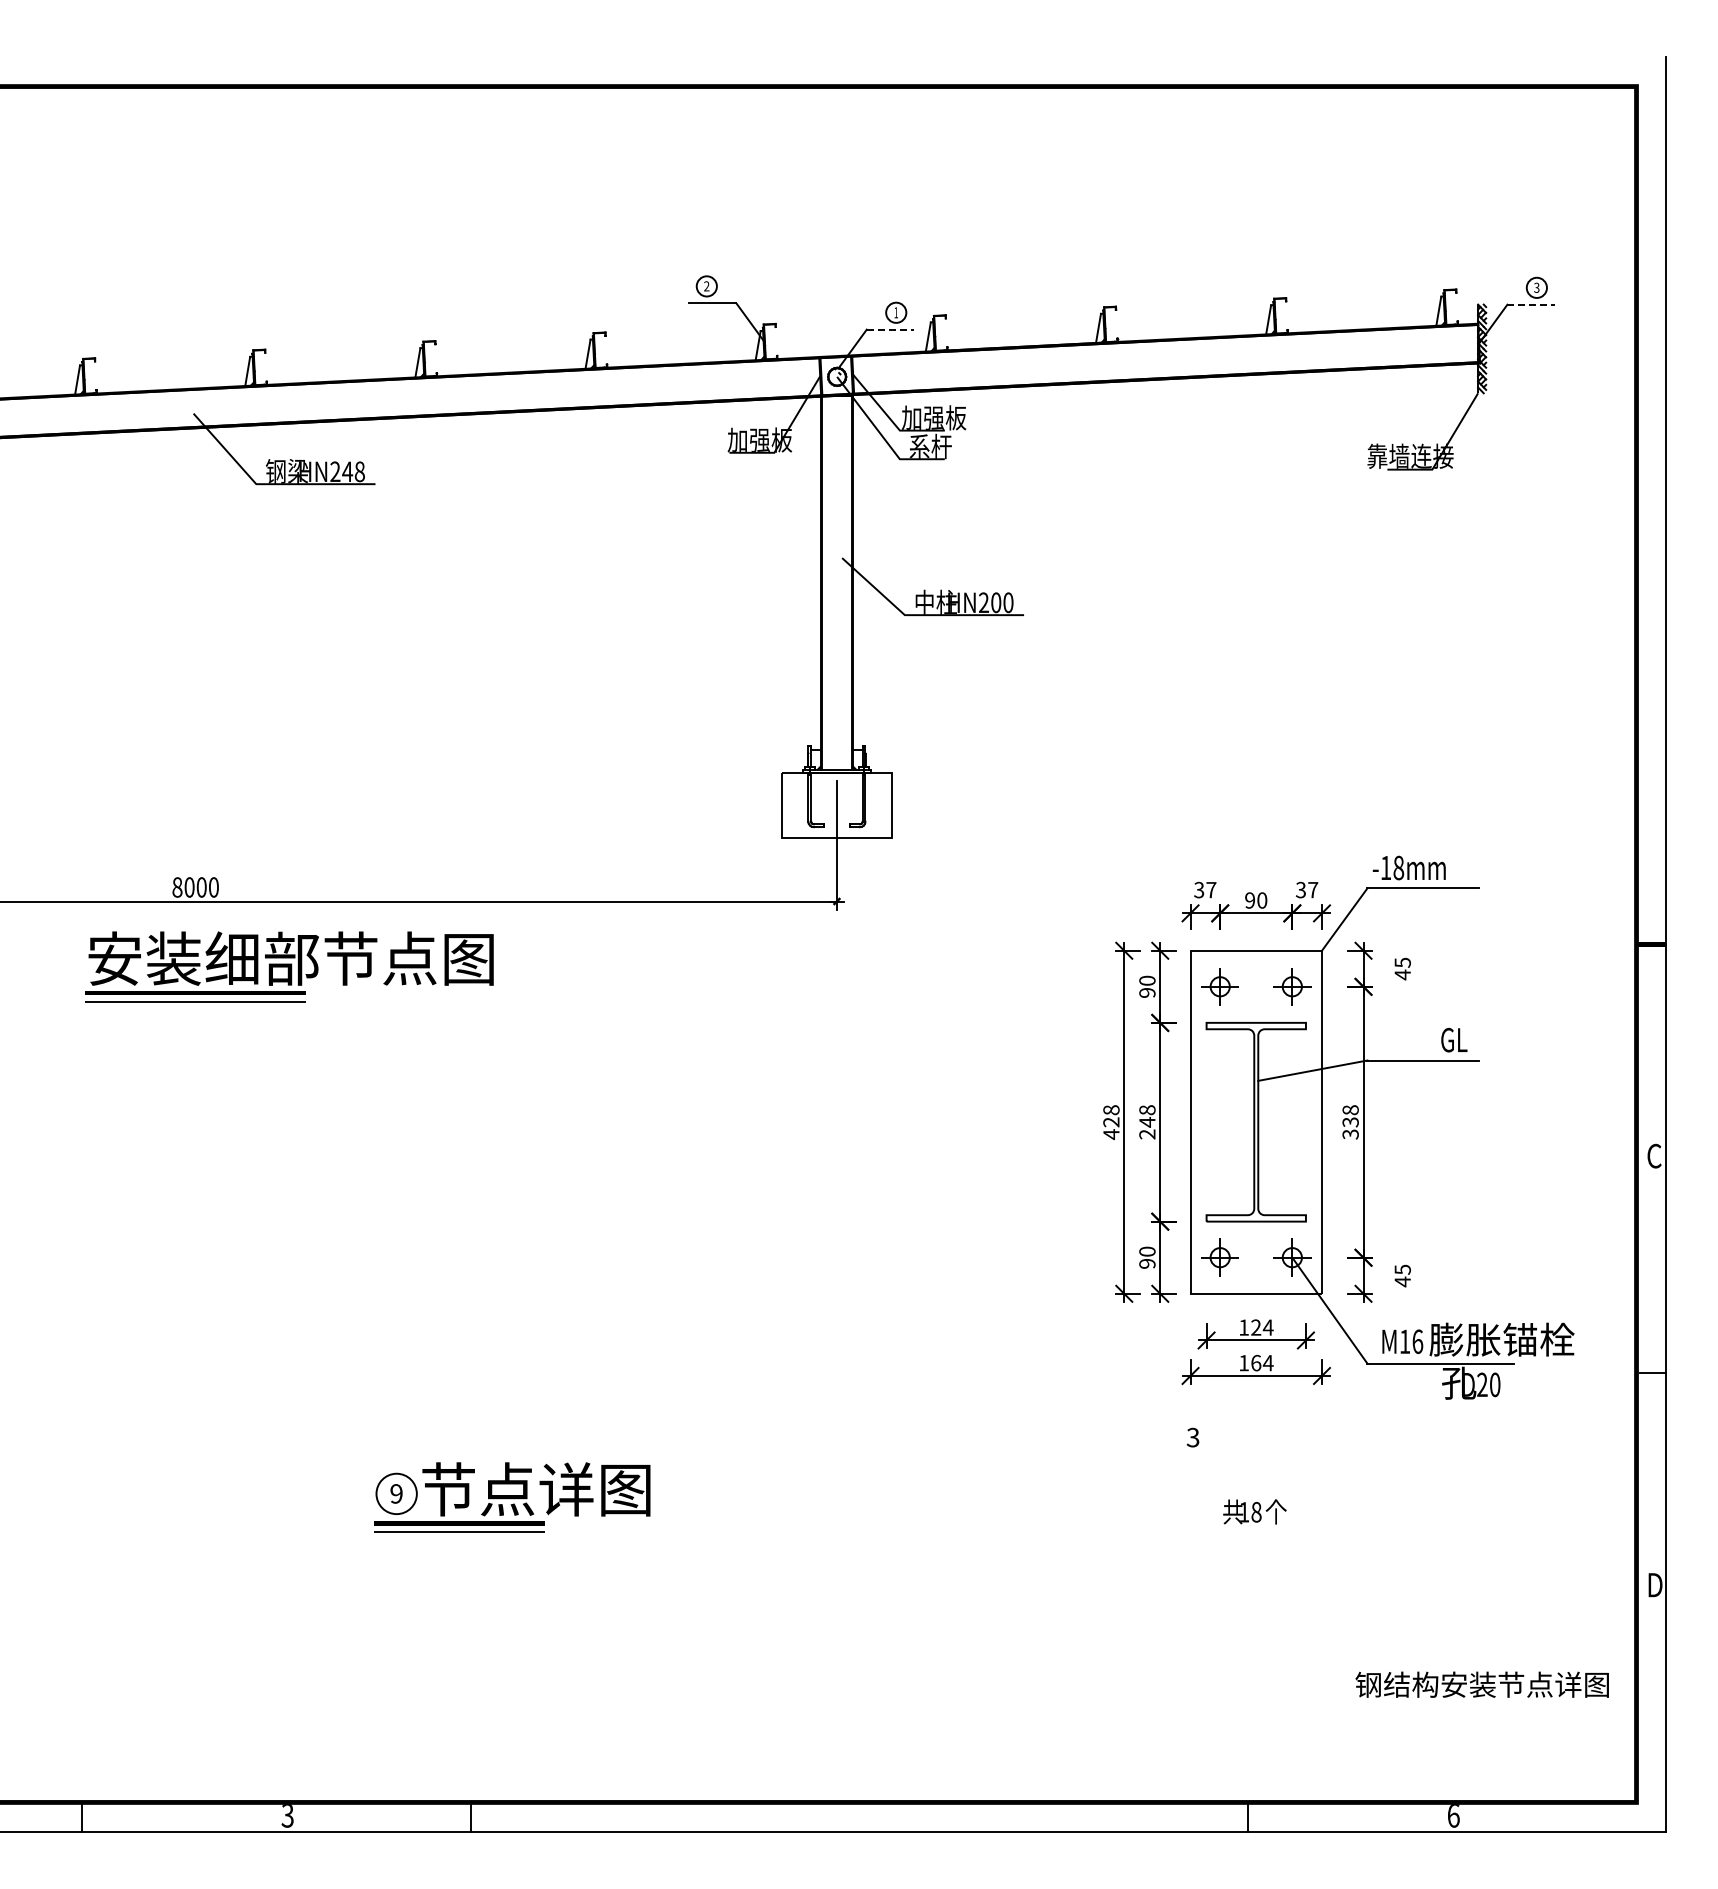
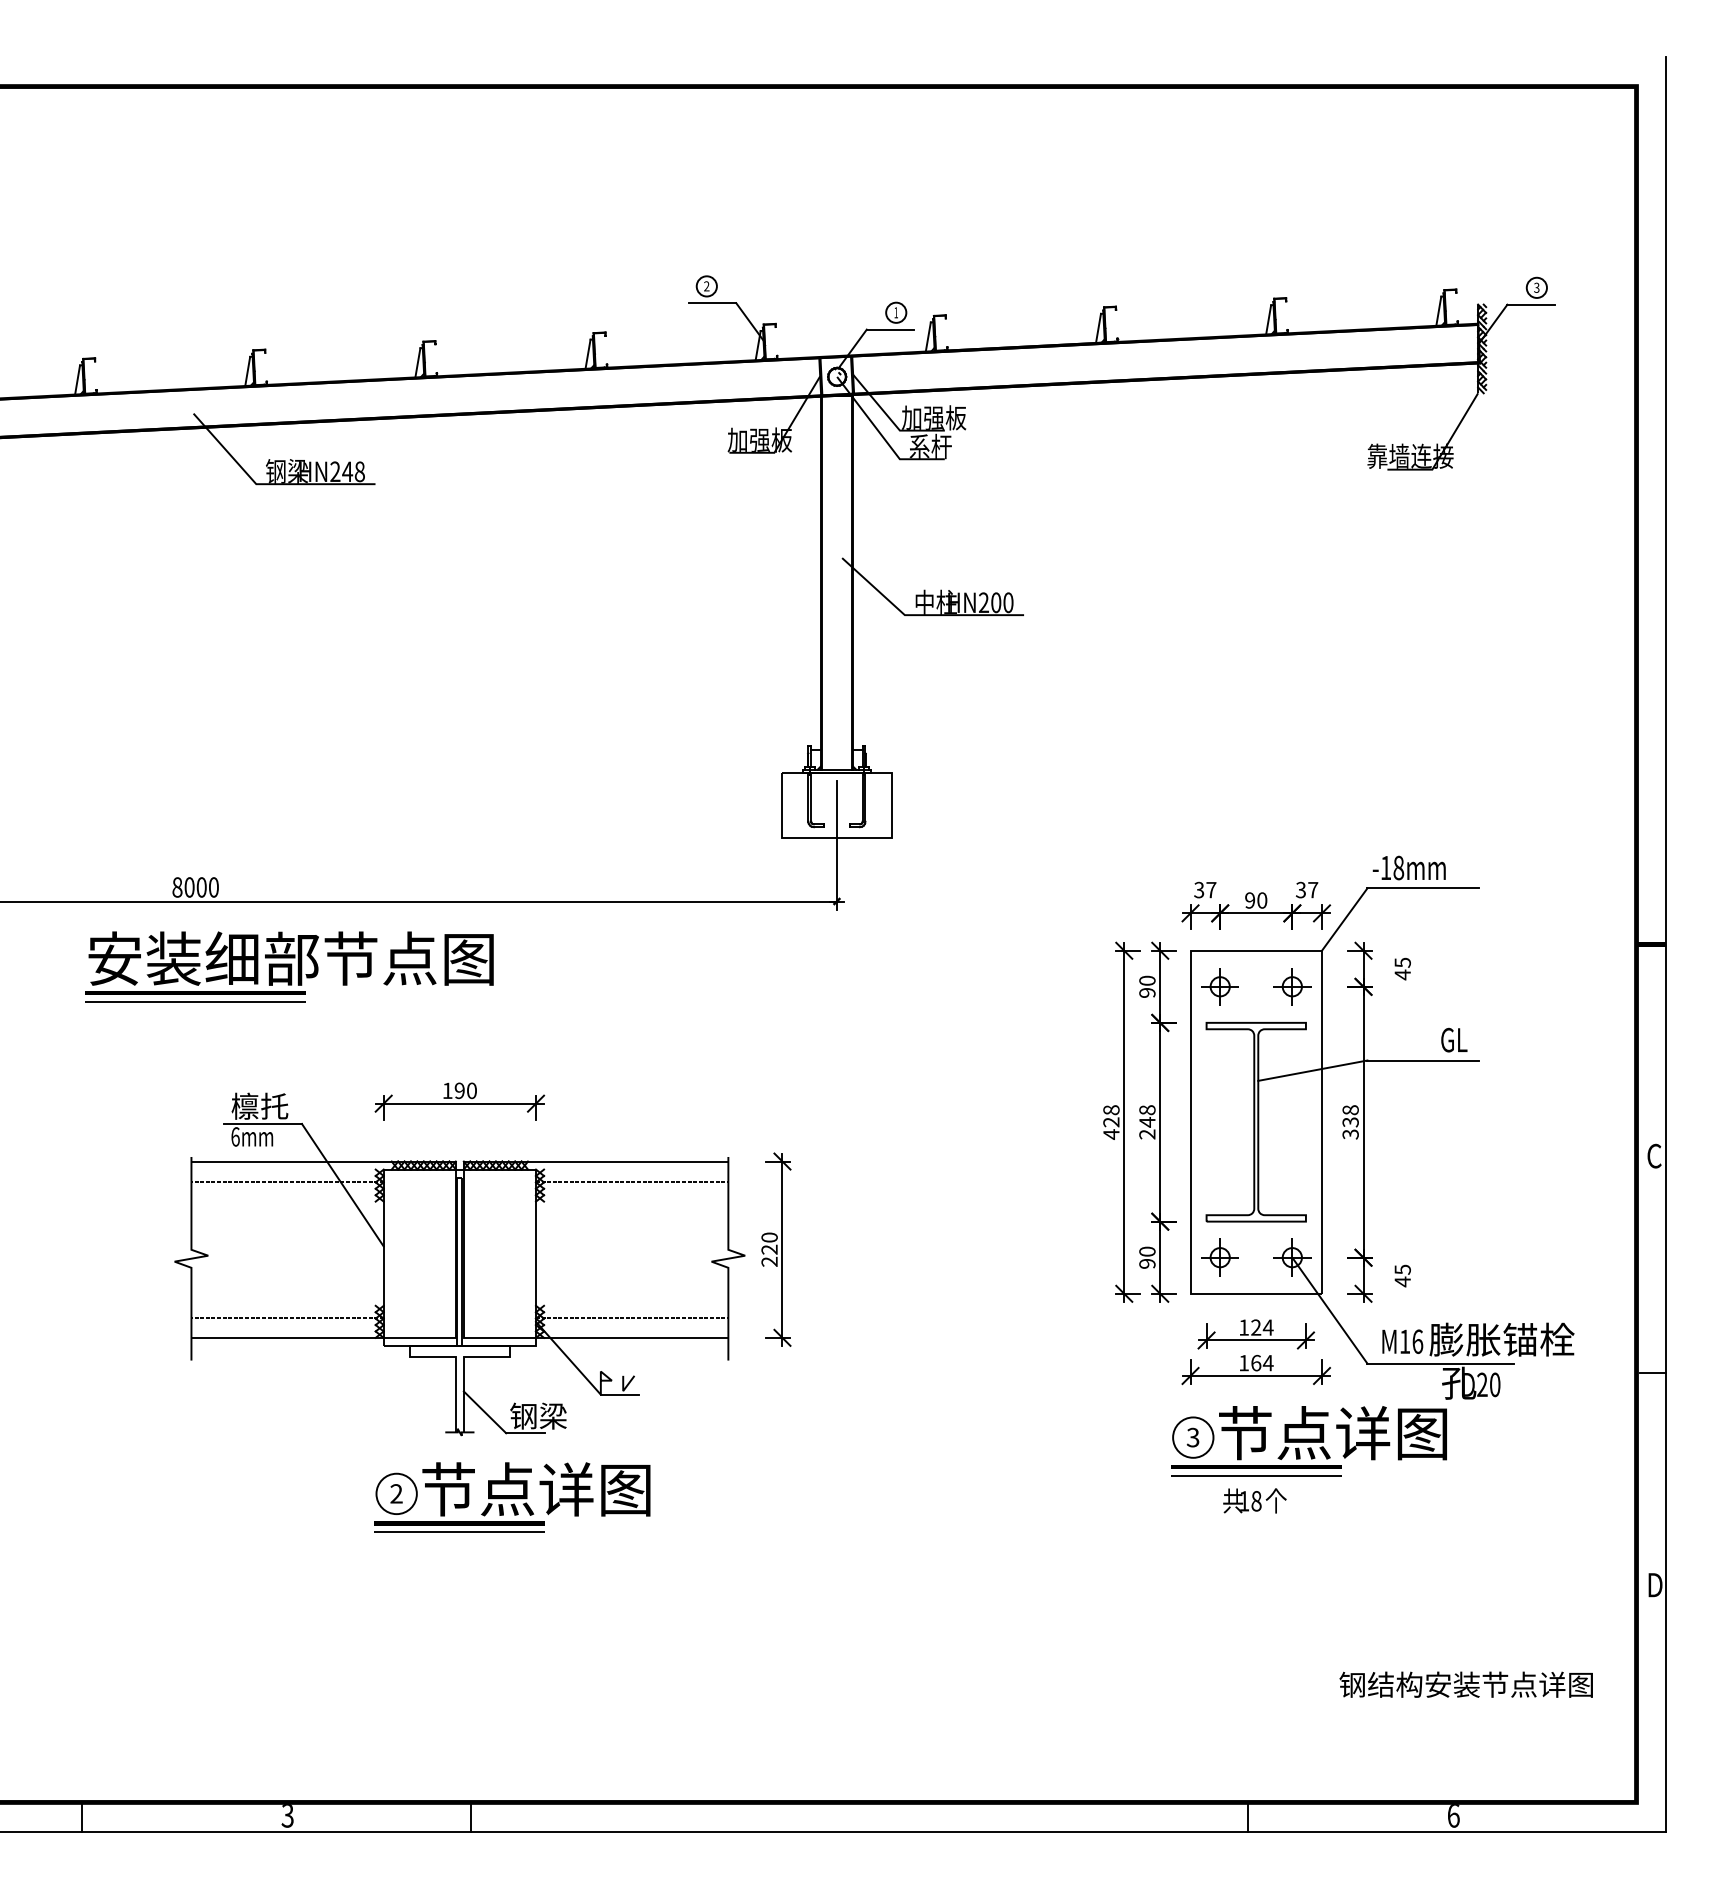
line: dashed -> solid (1531, 304)
line: dashed -> solid (890, 329)
part: none -> present (482, 1259)
part: none -> present (1308, 1441)
text: 9 -> 2 (396, 1493)
text position: (1254, 1511) -> (1254, 1500) (1254, 1500)
text position: (1481, 1684) -> (1465, 1684) (1465, 1684)
